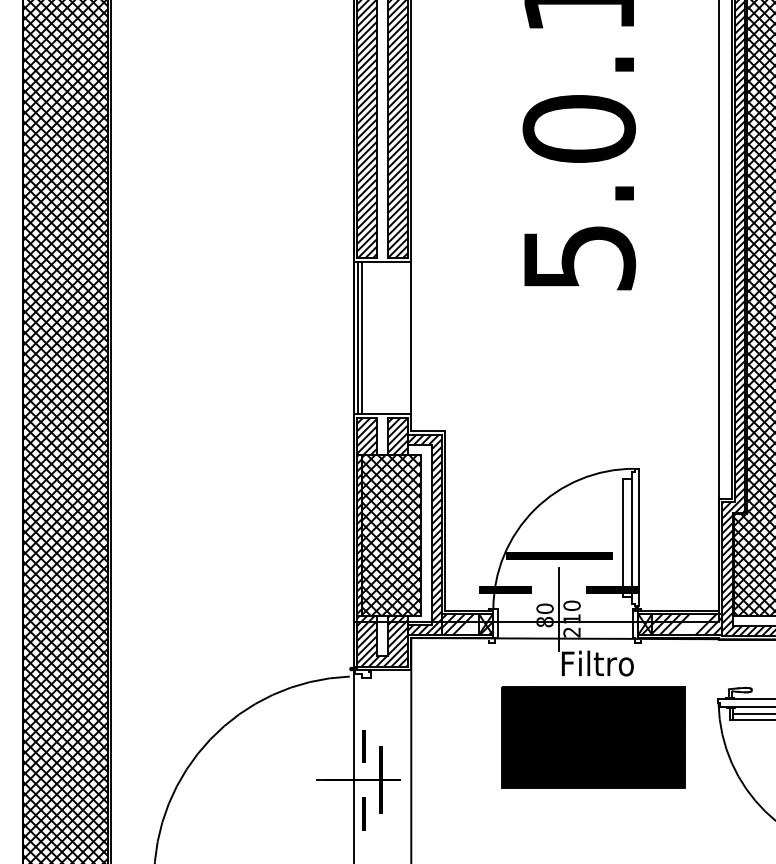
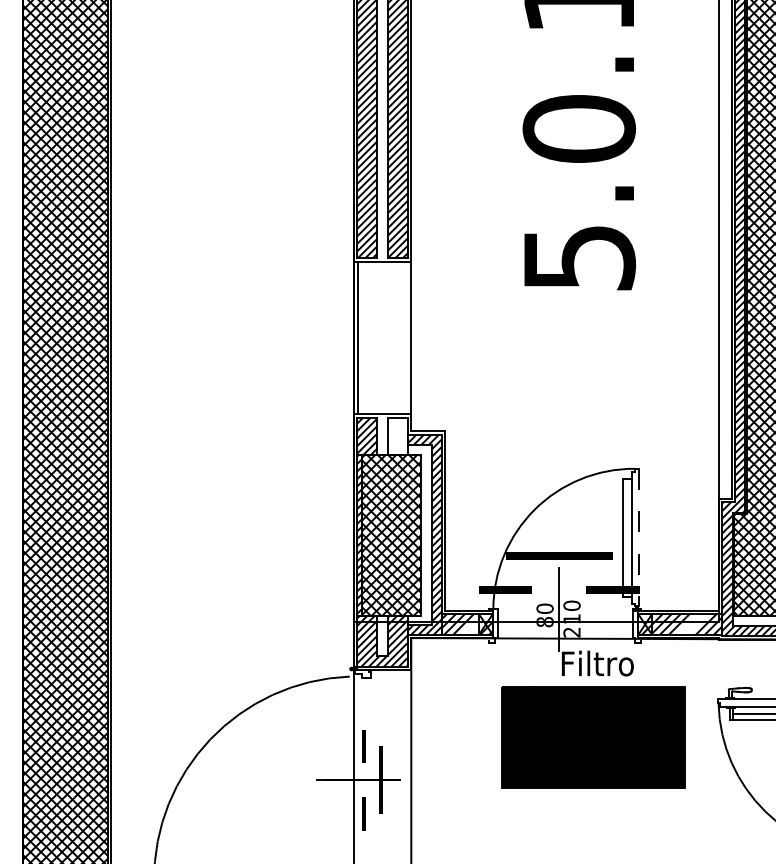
line: present -> none (362, 337)
hatch: present -> none (397, 436)
line: solid -> dashed (639, 537)
